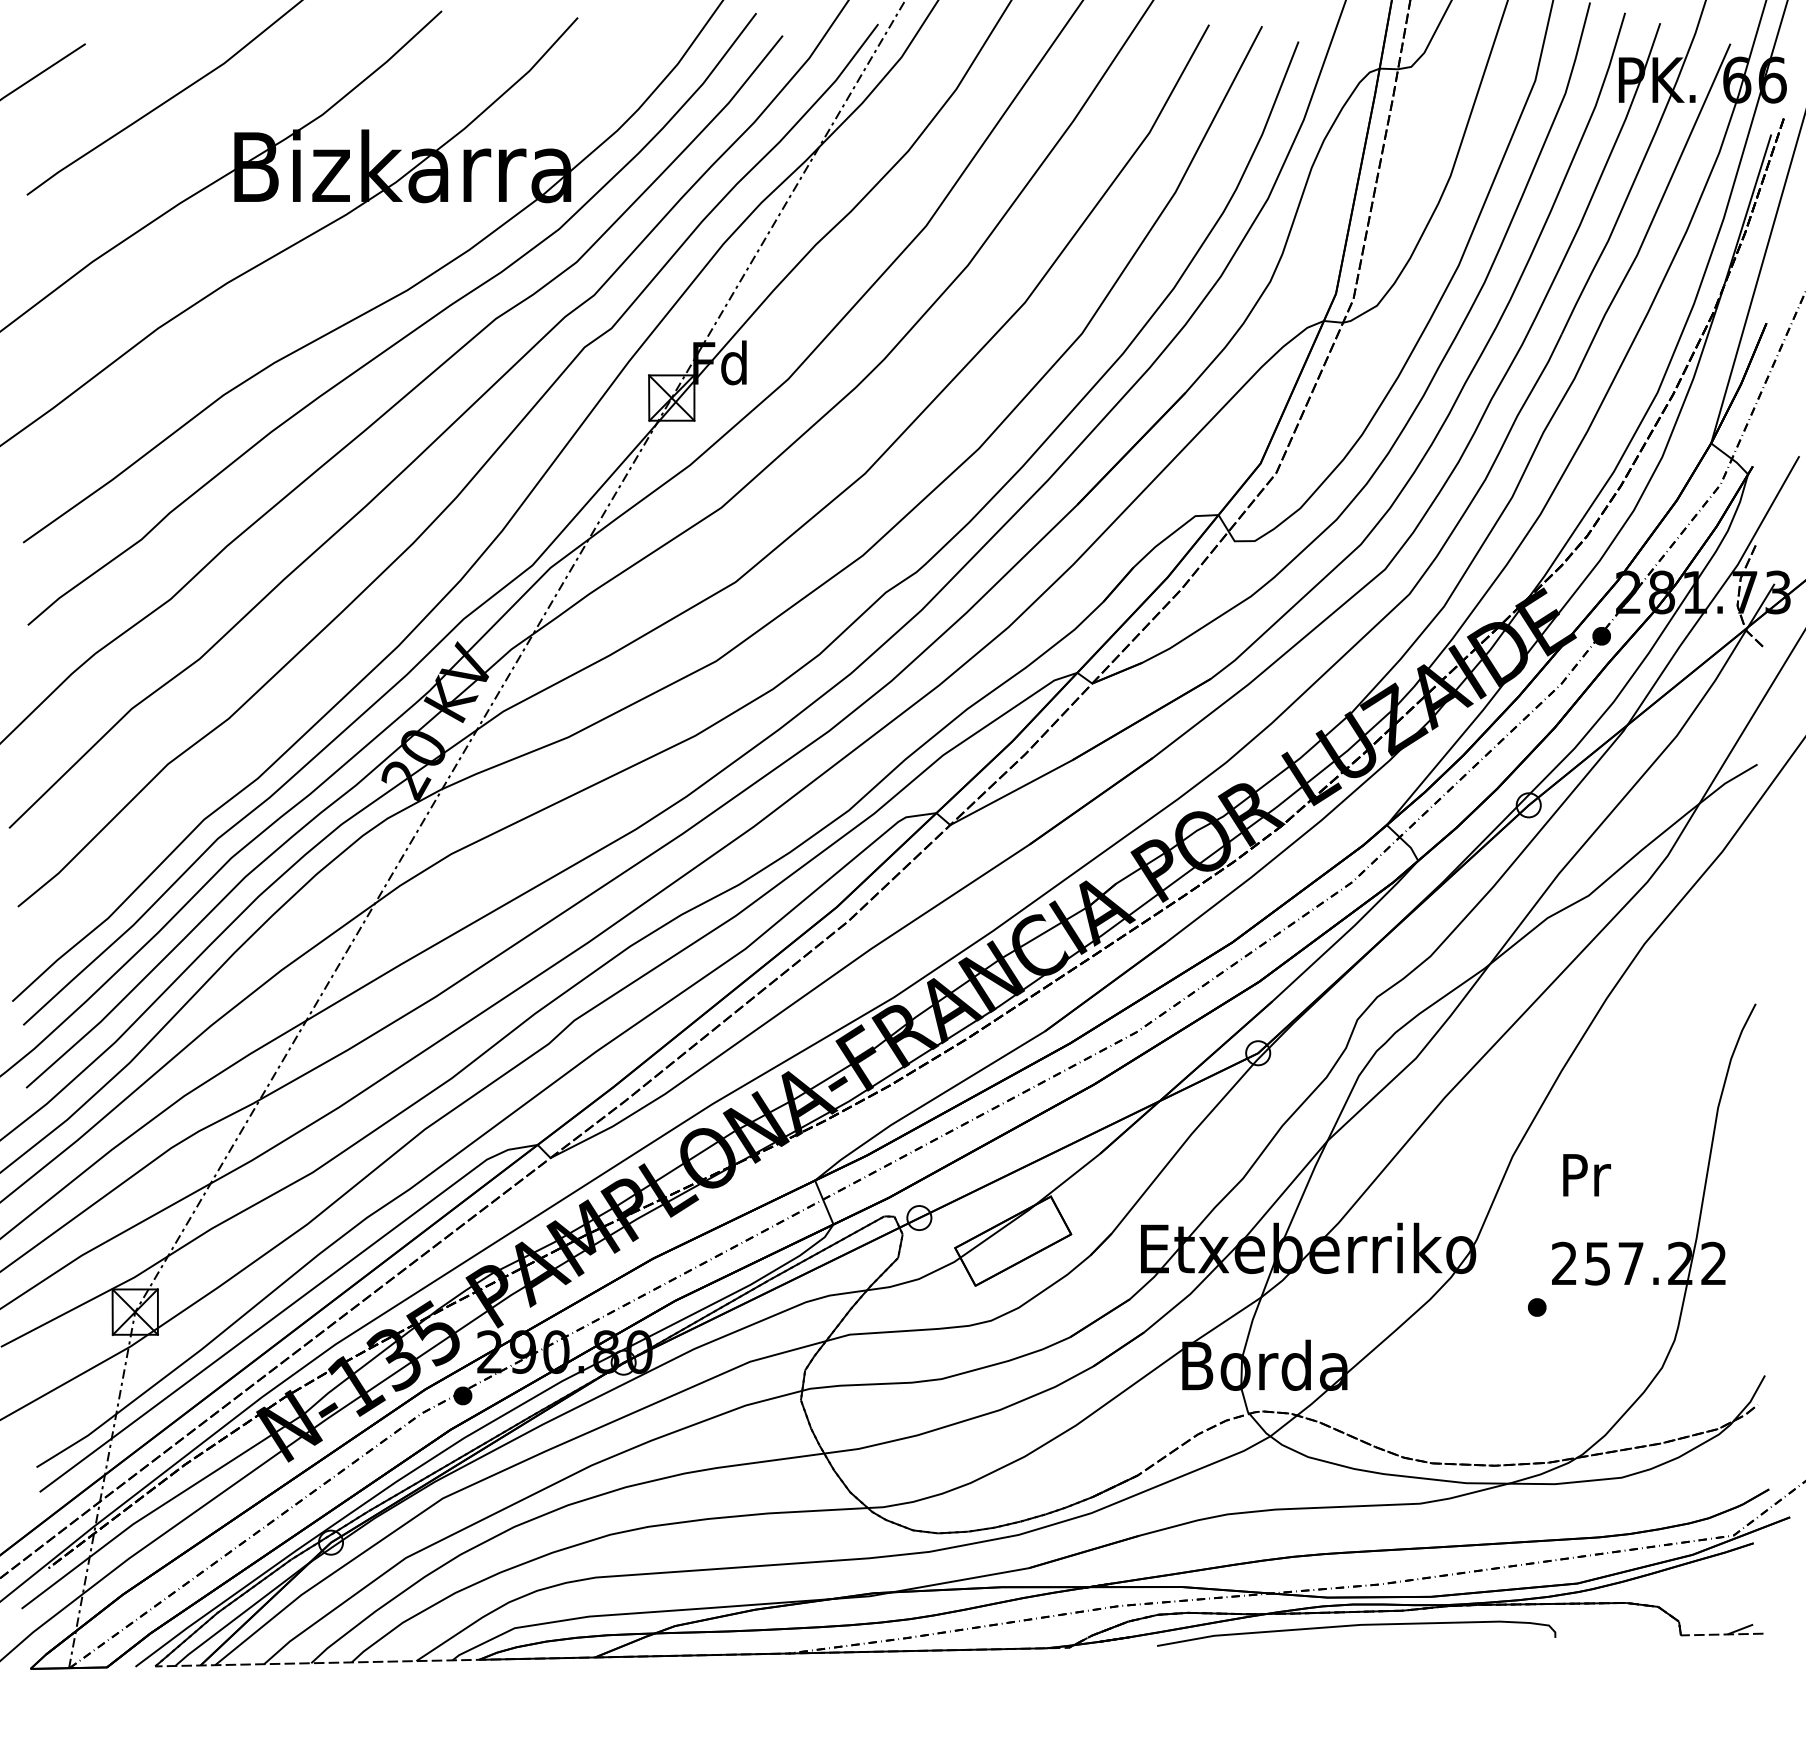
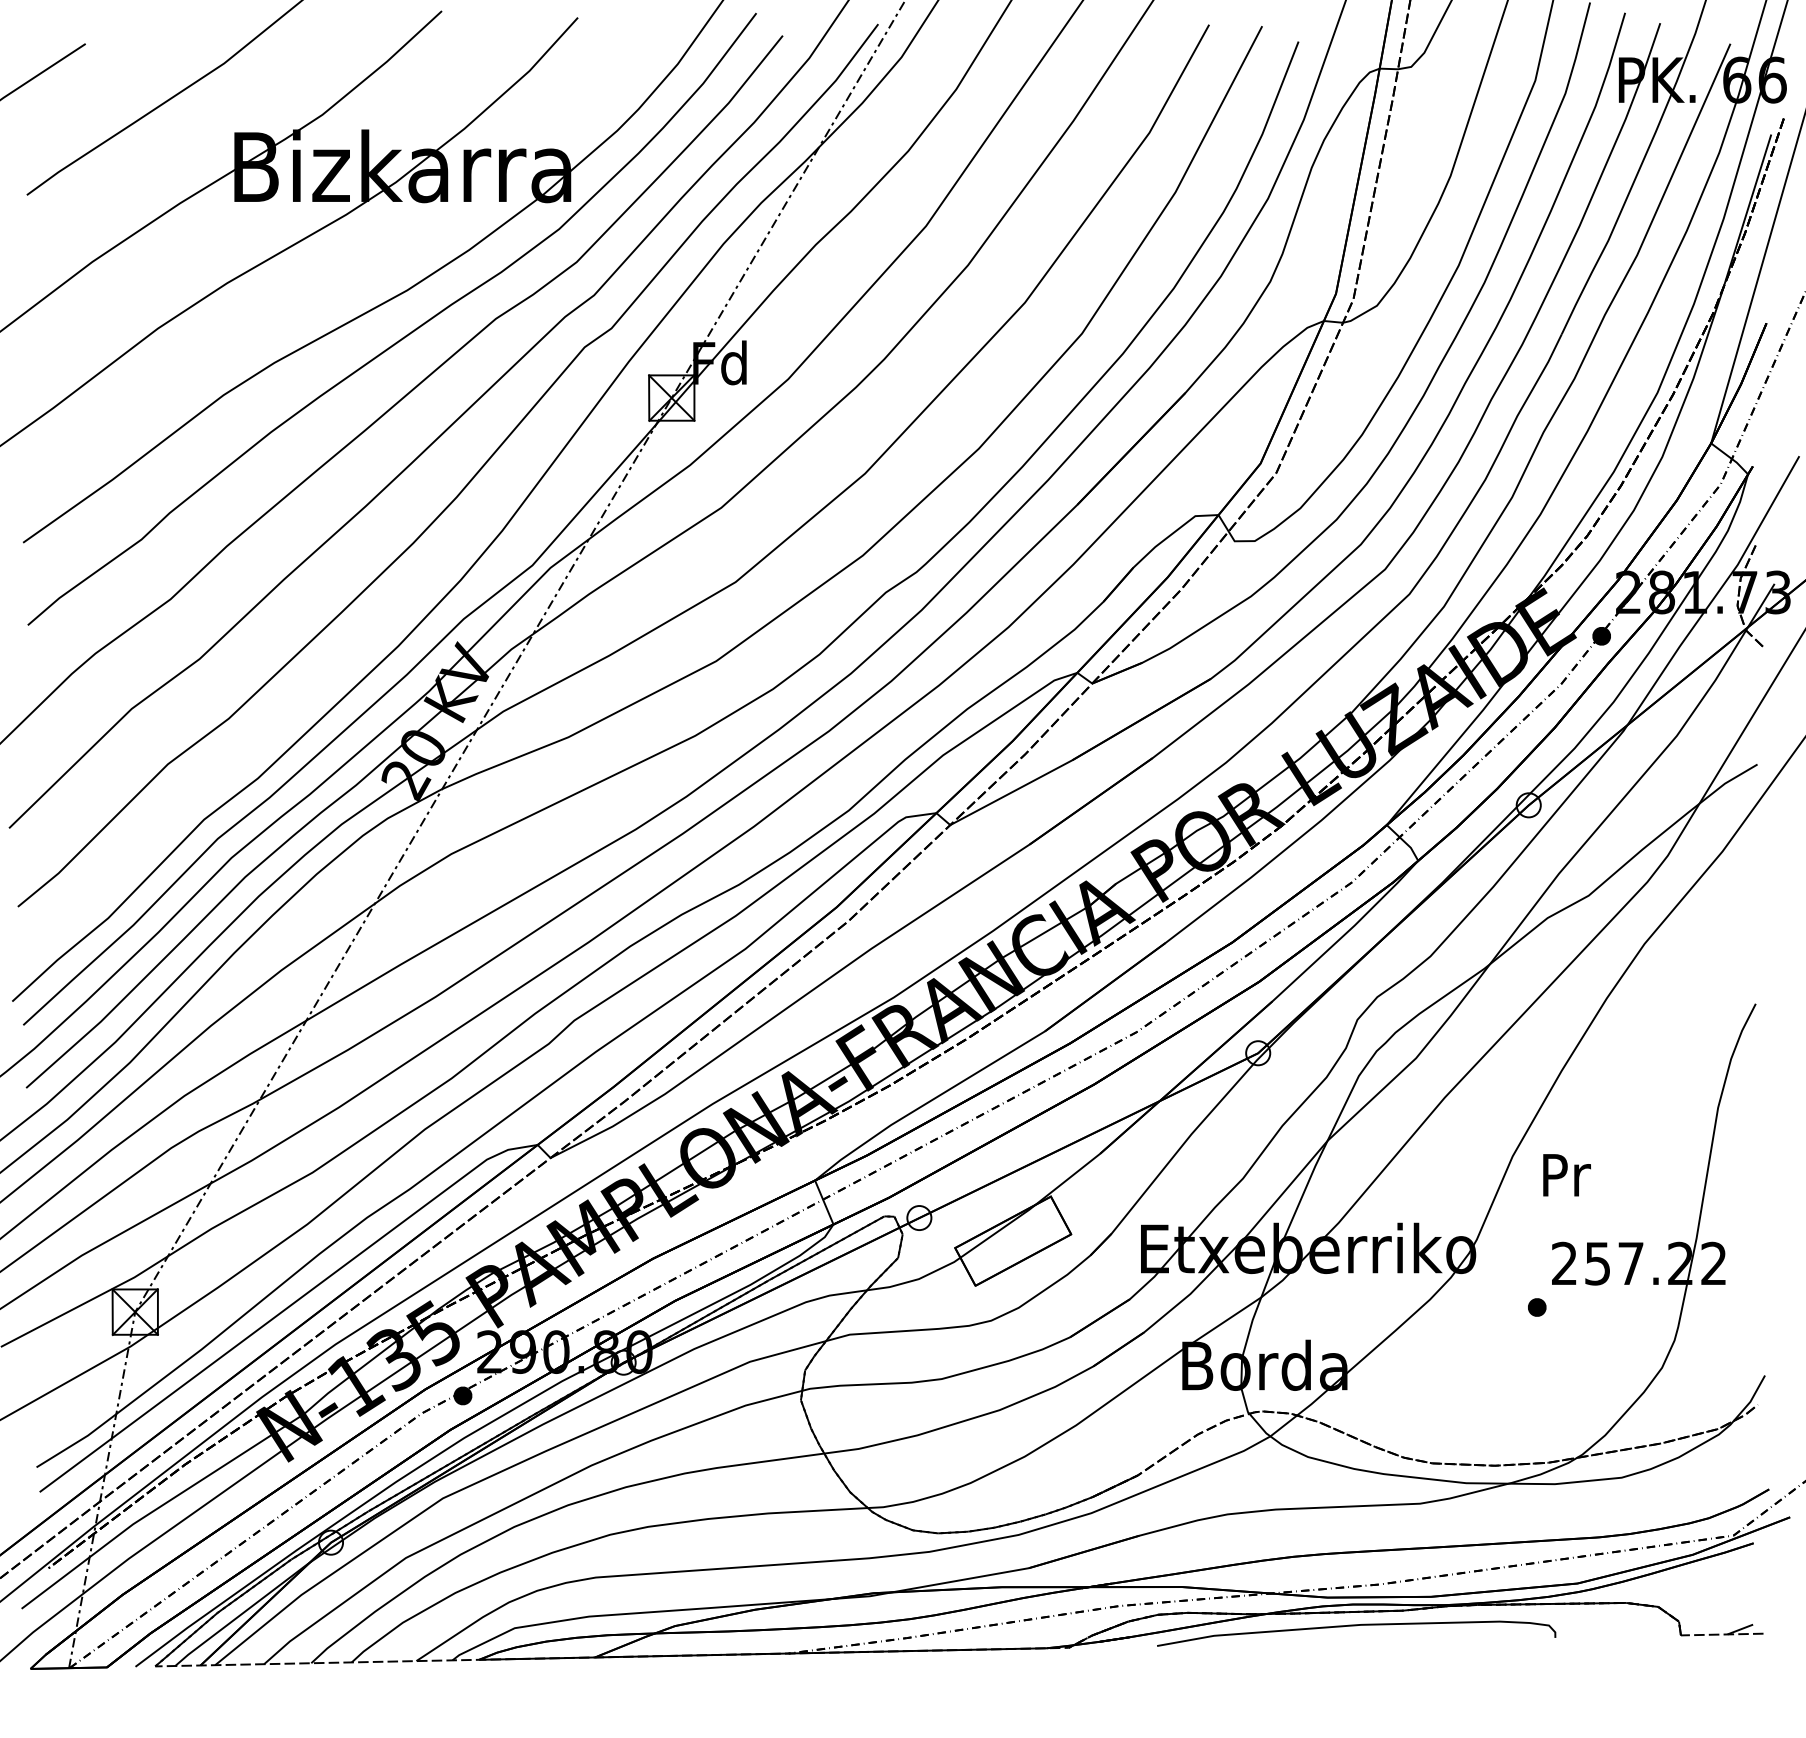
text position: (1586, 1175) -> (1566, 1175) (1566, 1175)
